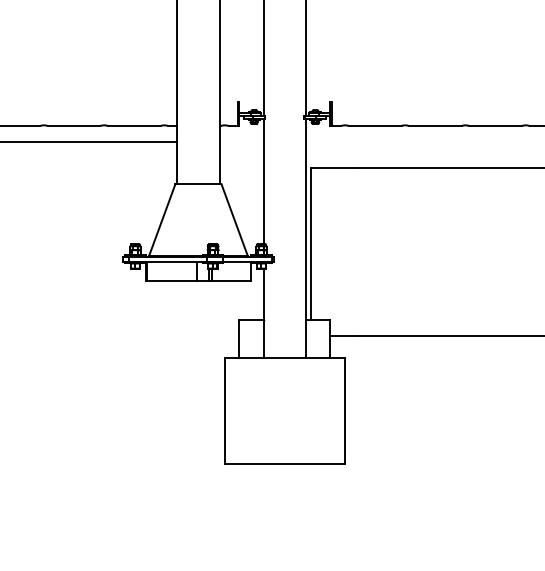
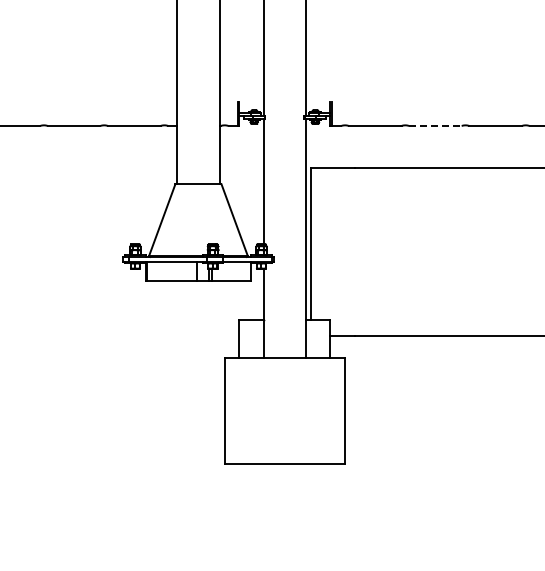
line: solid -> dashed (435, 126)
line: present -> none (89, 141)
